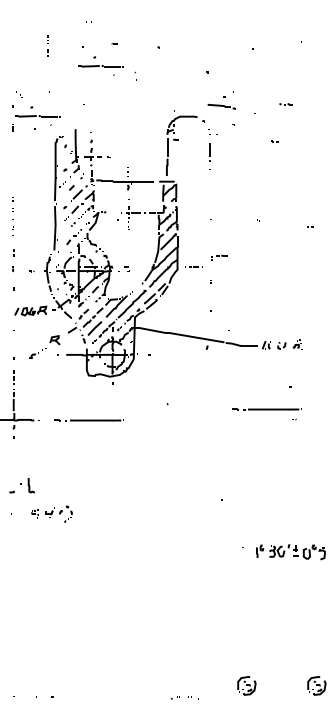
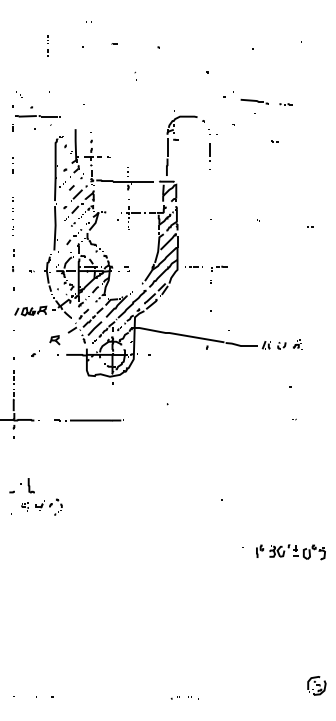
part: present -> none (100, 65)
part position: (221, 106) -> (254, 101) (254, 101)
part: none -> present (12, 165)
part position: (219, 257) -> (219, 268) (219, 268)
part size: 18x11 px -> 9x7 px (35, 353)
line: present -> none (266, 409)
part position: (51, 513) -> (41, 506) (41, 506)
part: present -> none (246, 685)
